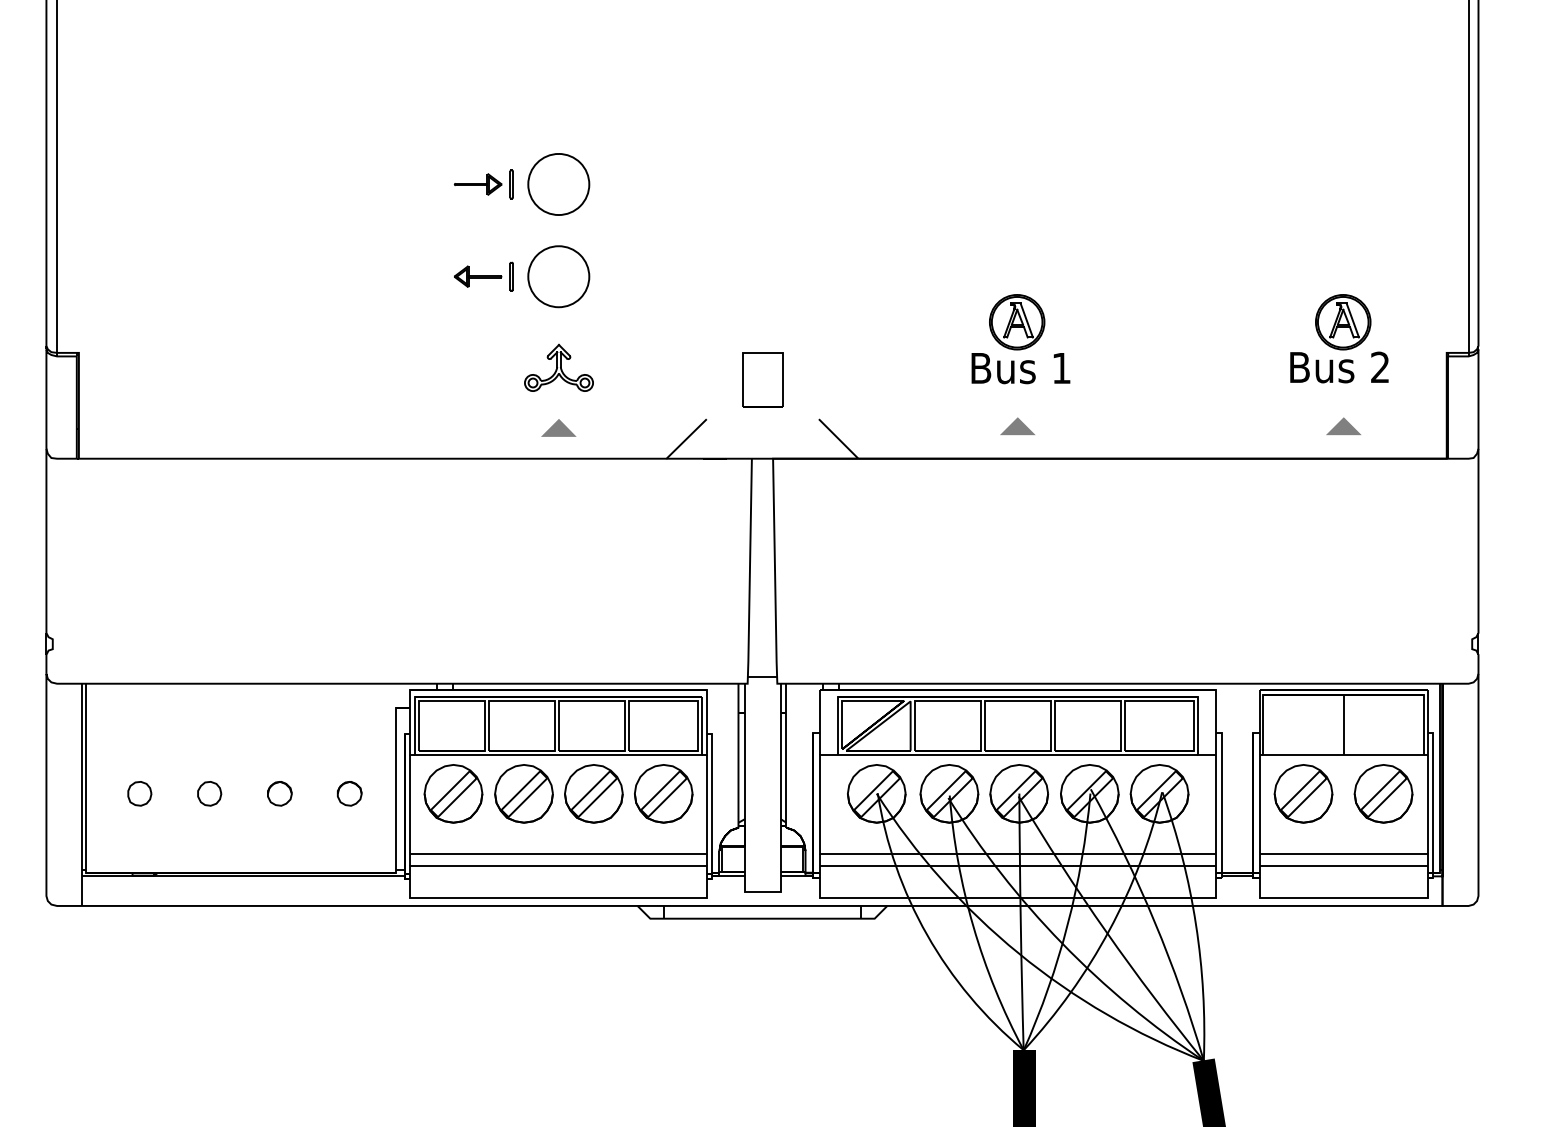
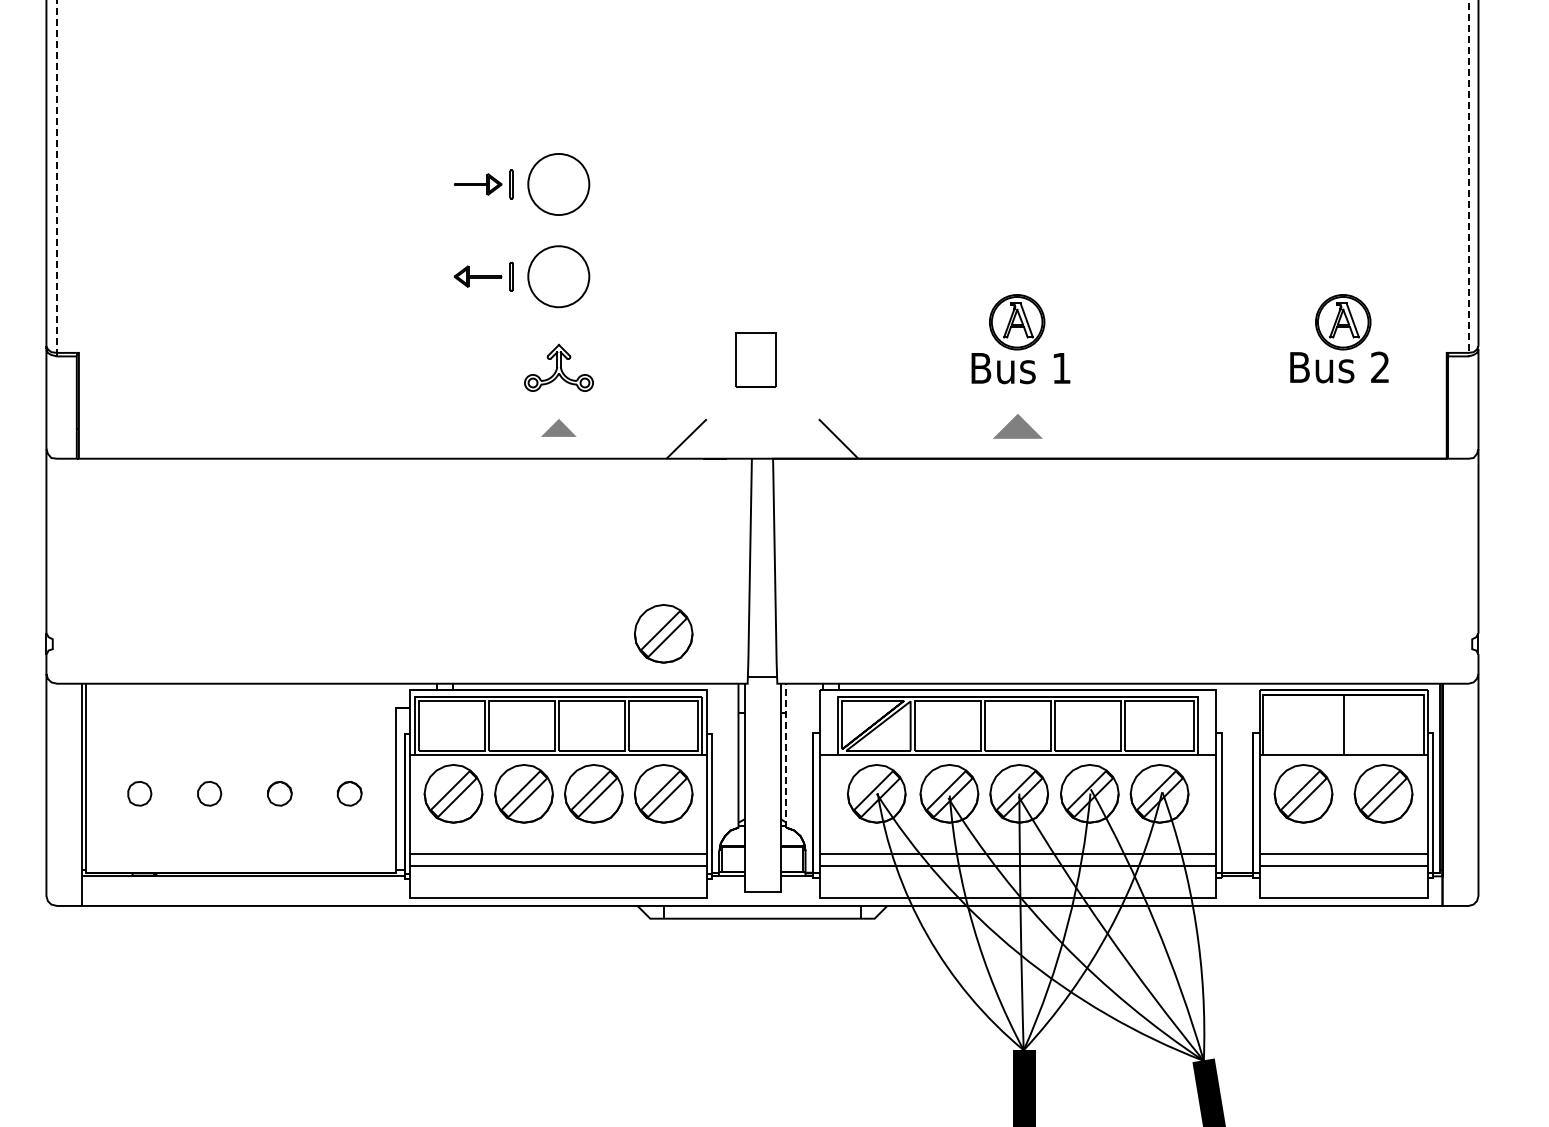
line: solid -> dashed (56, 178)
line: solid -> dashed (1468, 178)
part position: (762, 379) -> (755, 359) (755, 359)
part size: 35x18 px -> 50x25 px (1017, 426)
part: present -> none (1343, 425)
part: none -> present (663, 633)
line: solid -> dashed (786, 755)
